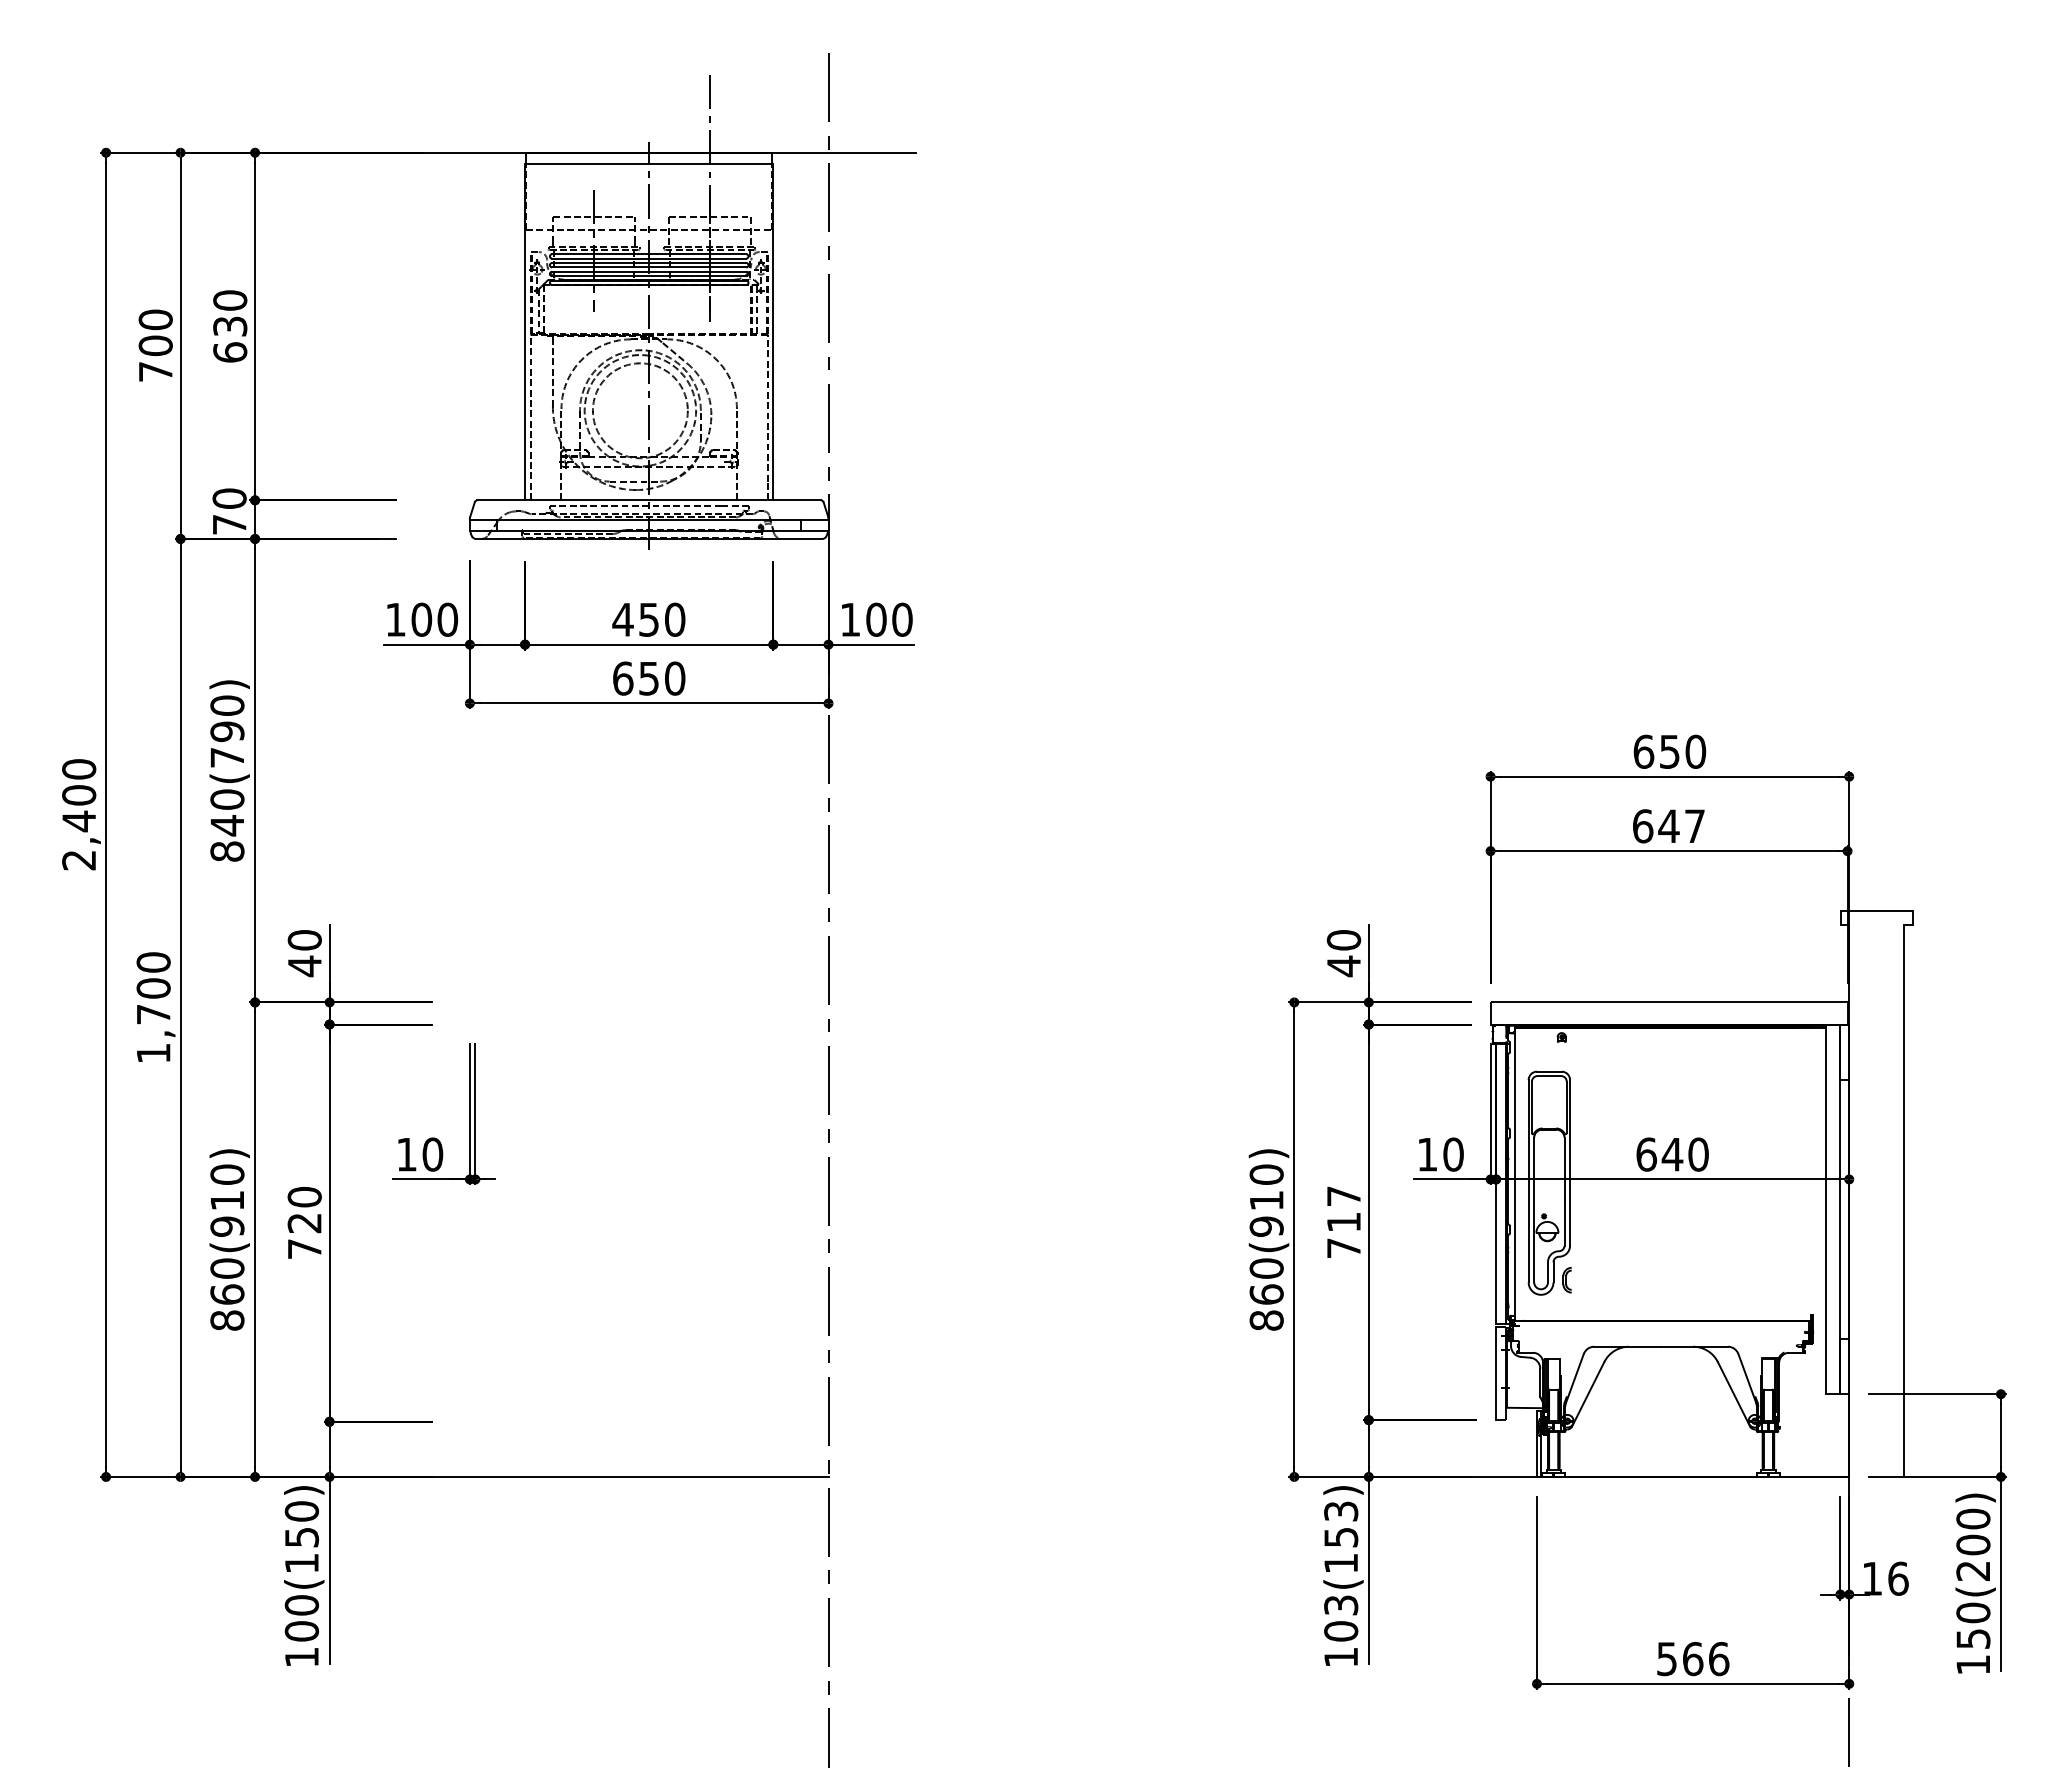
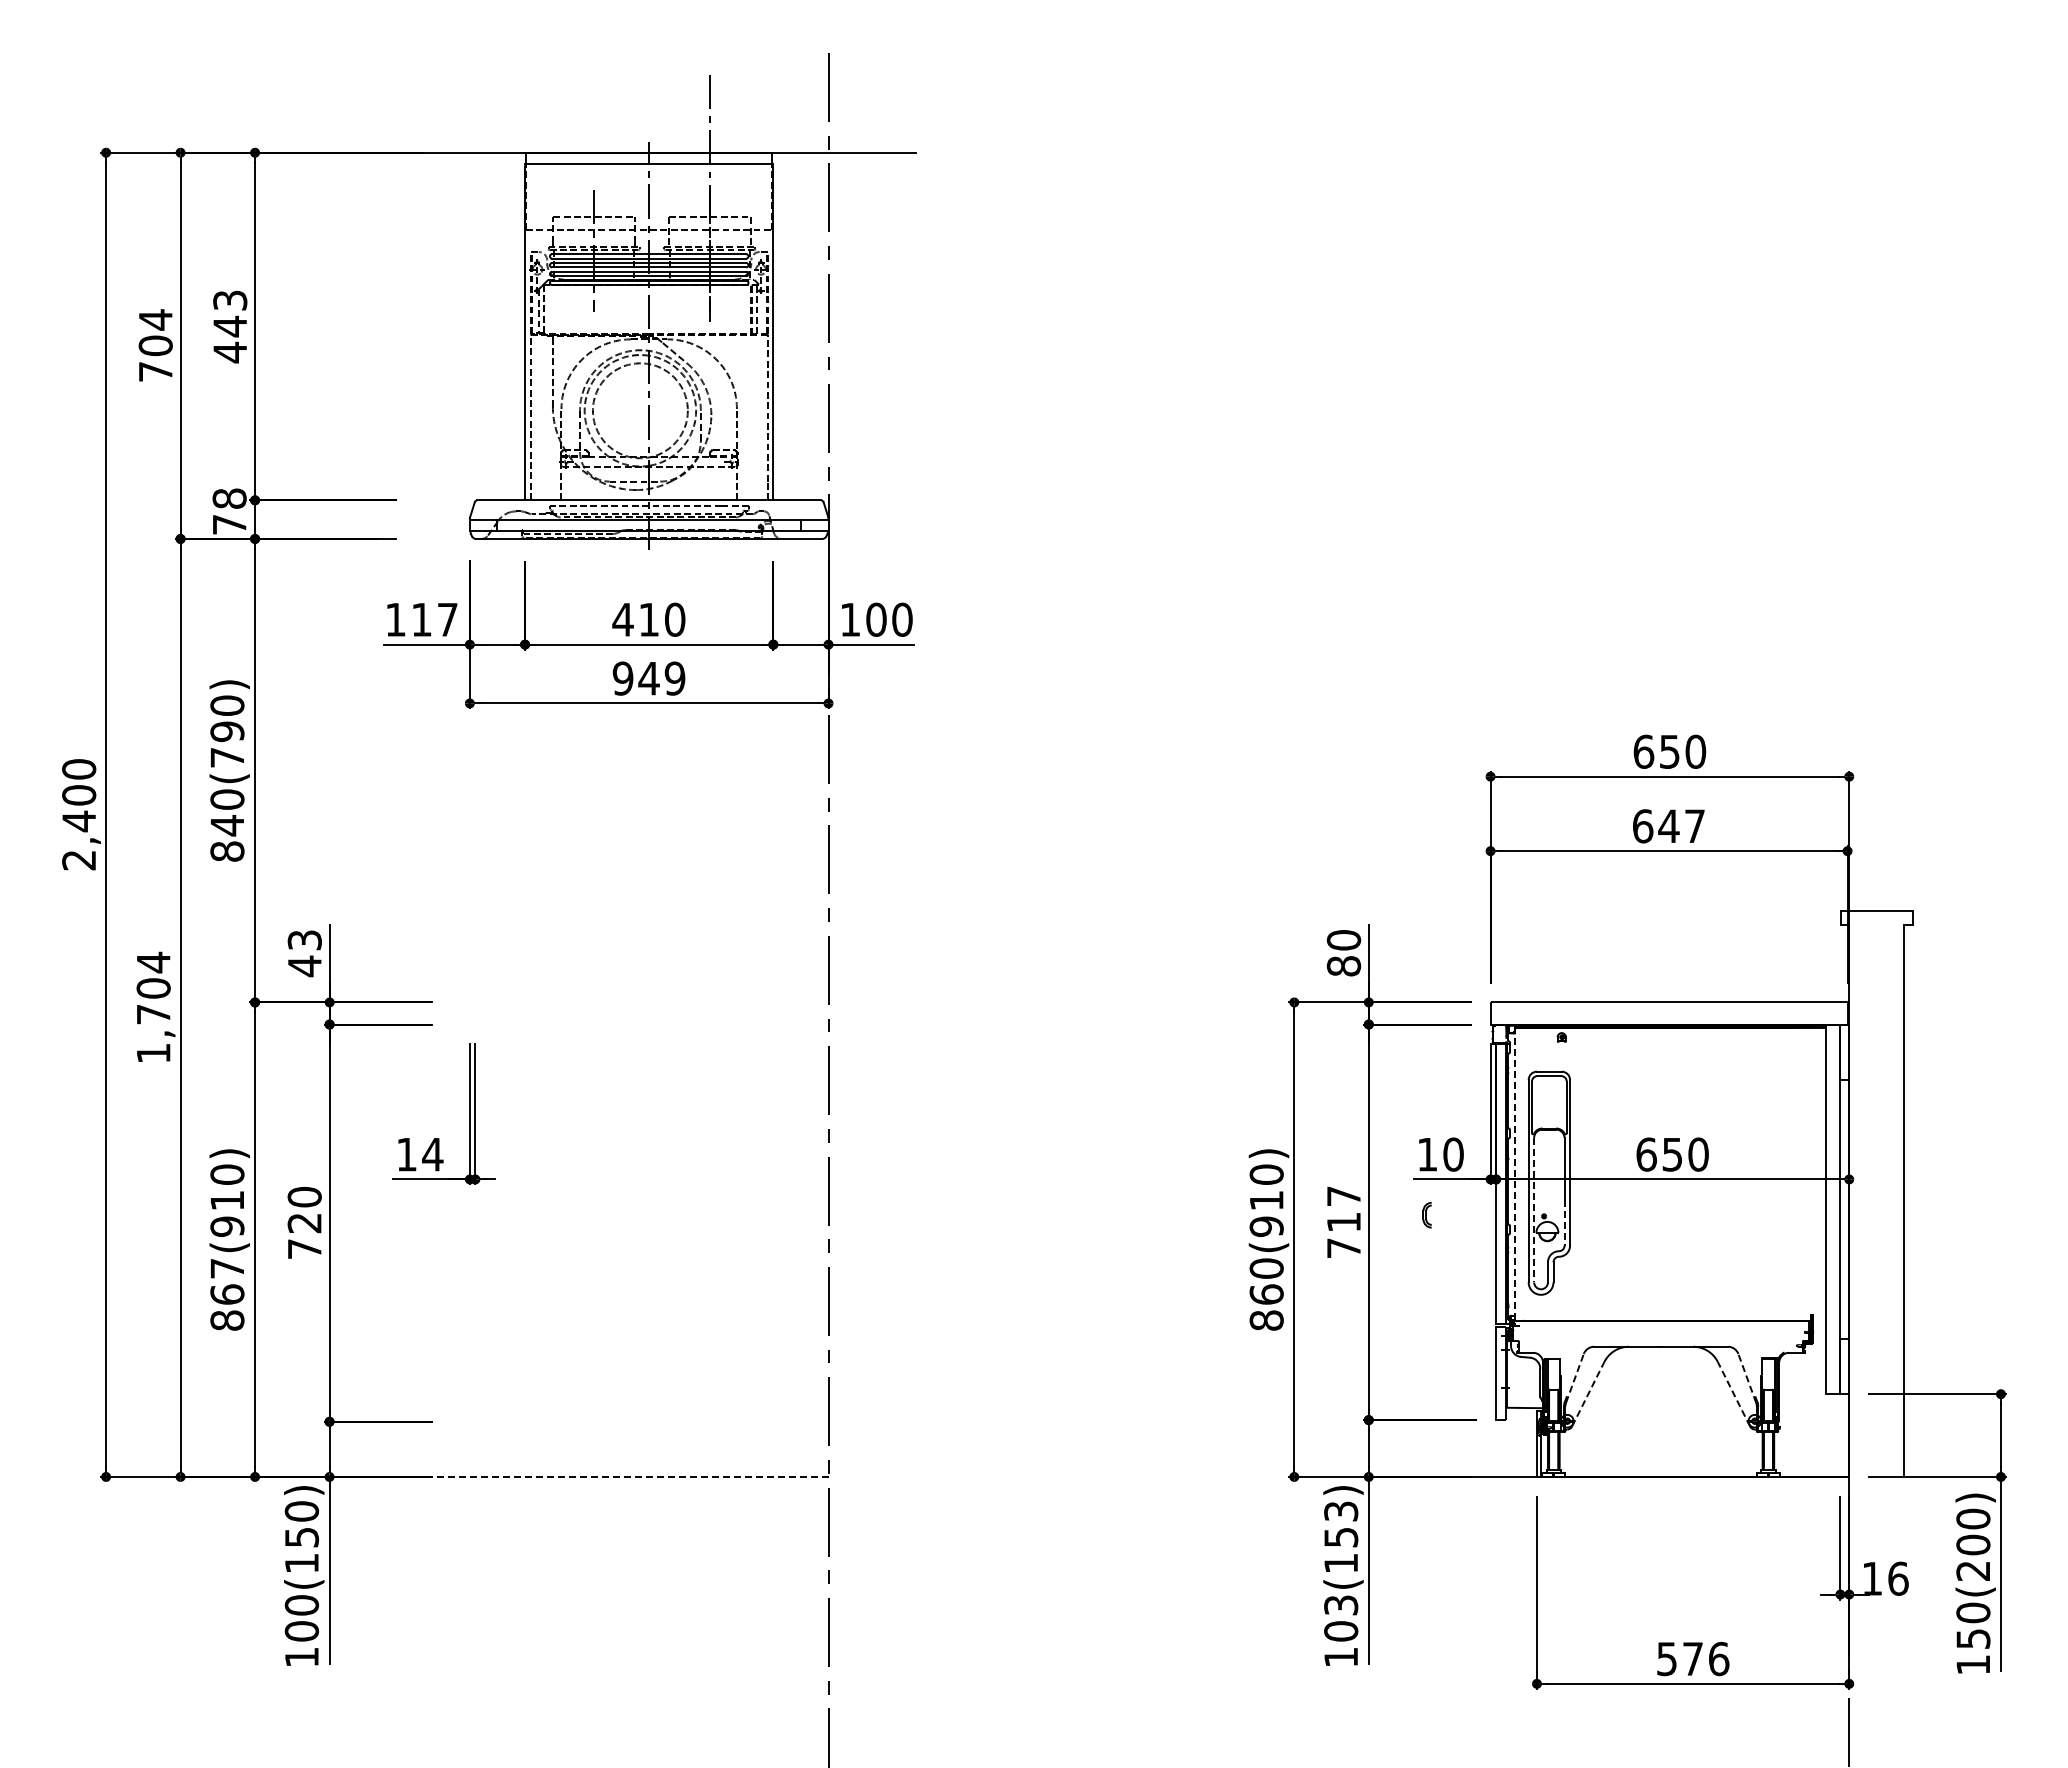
text: 700 -> 704 (155, 319)
text: 630 -> 443 (230, 326)
text: 70 -> 78 (229, 498)
text: 100 -> 117 (434, 619)
text: 450 -> 410 (648, 619)
text: 650 -> 949 (648, 678)
text: 40 -> 43 (304, 940)
text: 1,700 -> 1,704 (153, 962)
text: 40 -> 80 (1343, 966)
text: 10 -> 14 (432, 1154)
text: 640 -> 650 (1672, 1154)
line: solid -> dashed (1514, 1173)
line: solid -> dashed (1534, 1210)
line: solid -> dashed (1564, 1222)
text: 860(910) -> 867(910) (227, 1268)
part position: (1566, 1280) -> (1426, 1215) (1426, 1215)
line: solid -> dashed (1574, 1378)
line: solid -> dashed (1747, 1378)
line: solid -> dashed (1588, 1393)
line: solid -> dashed (1733, 1393)
line: solid -> dashed (616, 1476)
text: 566 -> 576 (1693, 1659)
